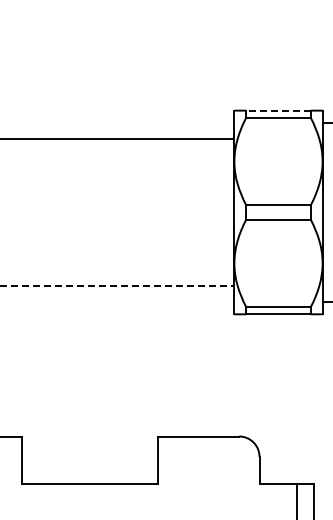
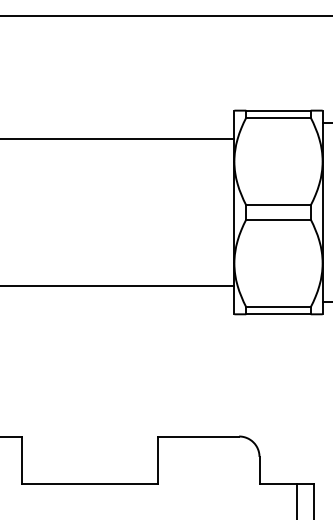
line: none -> present (165, 15)
line: dashed -> solid (278, 110)
line: dashed -> solid (117, 286)
